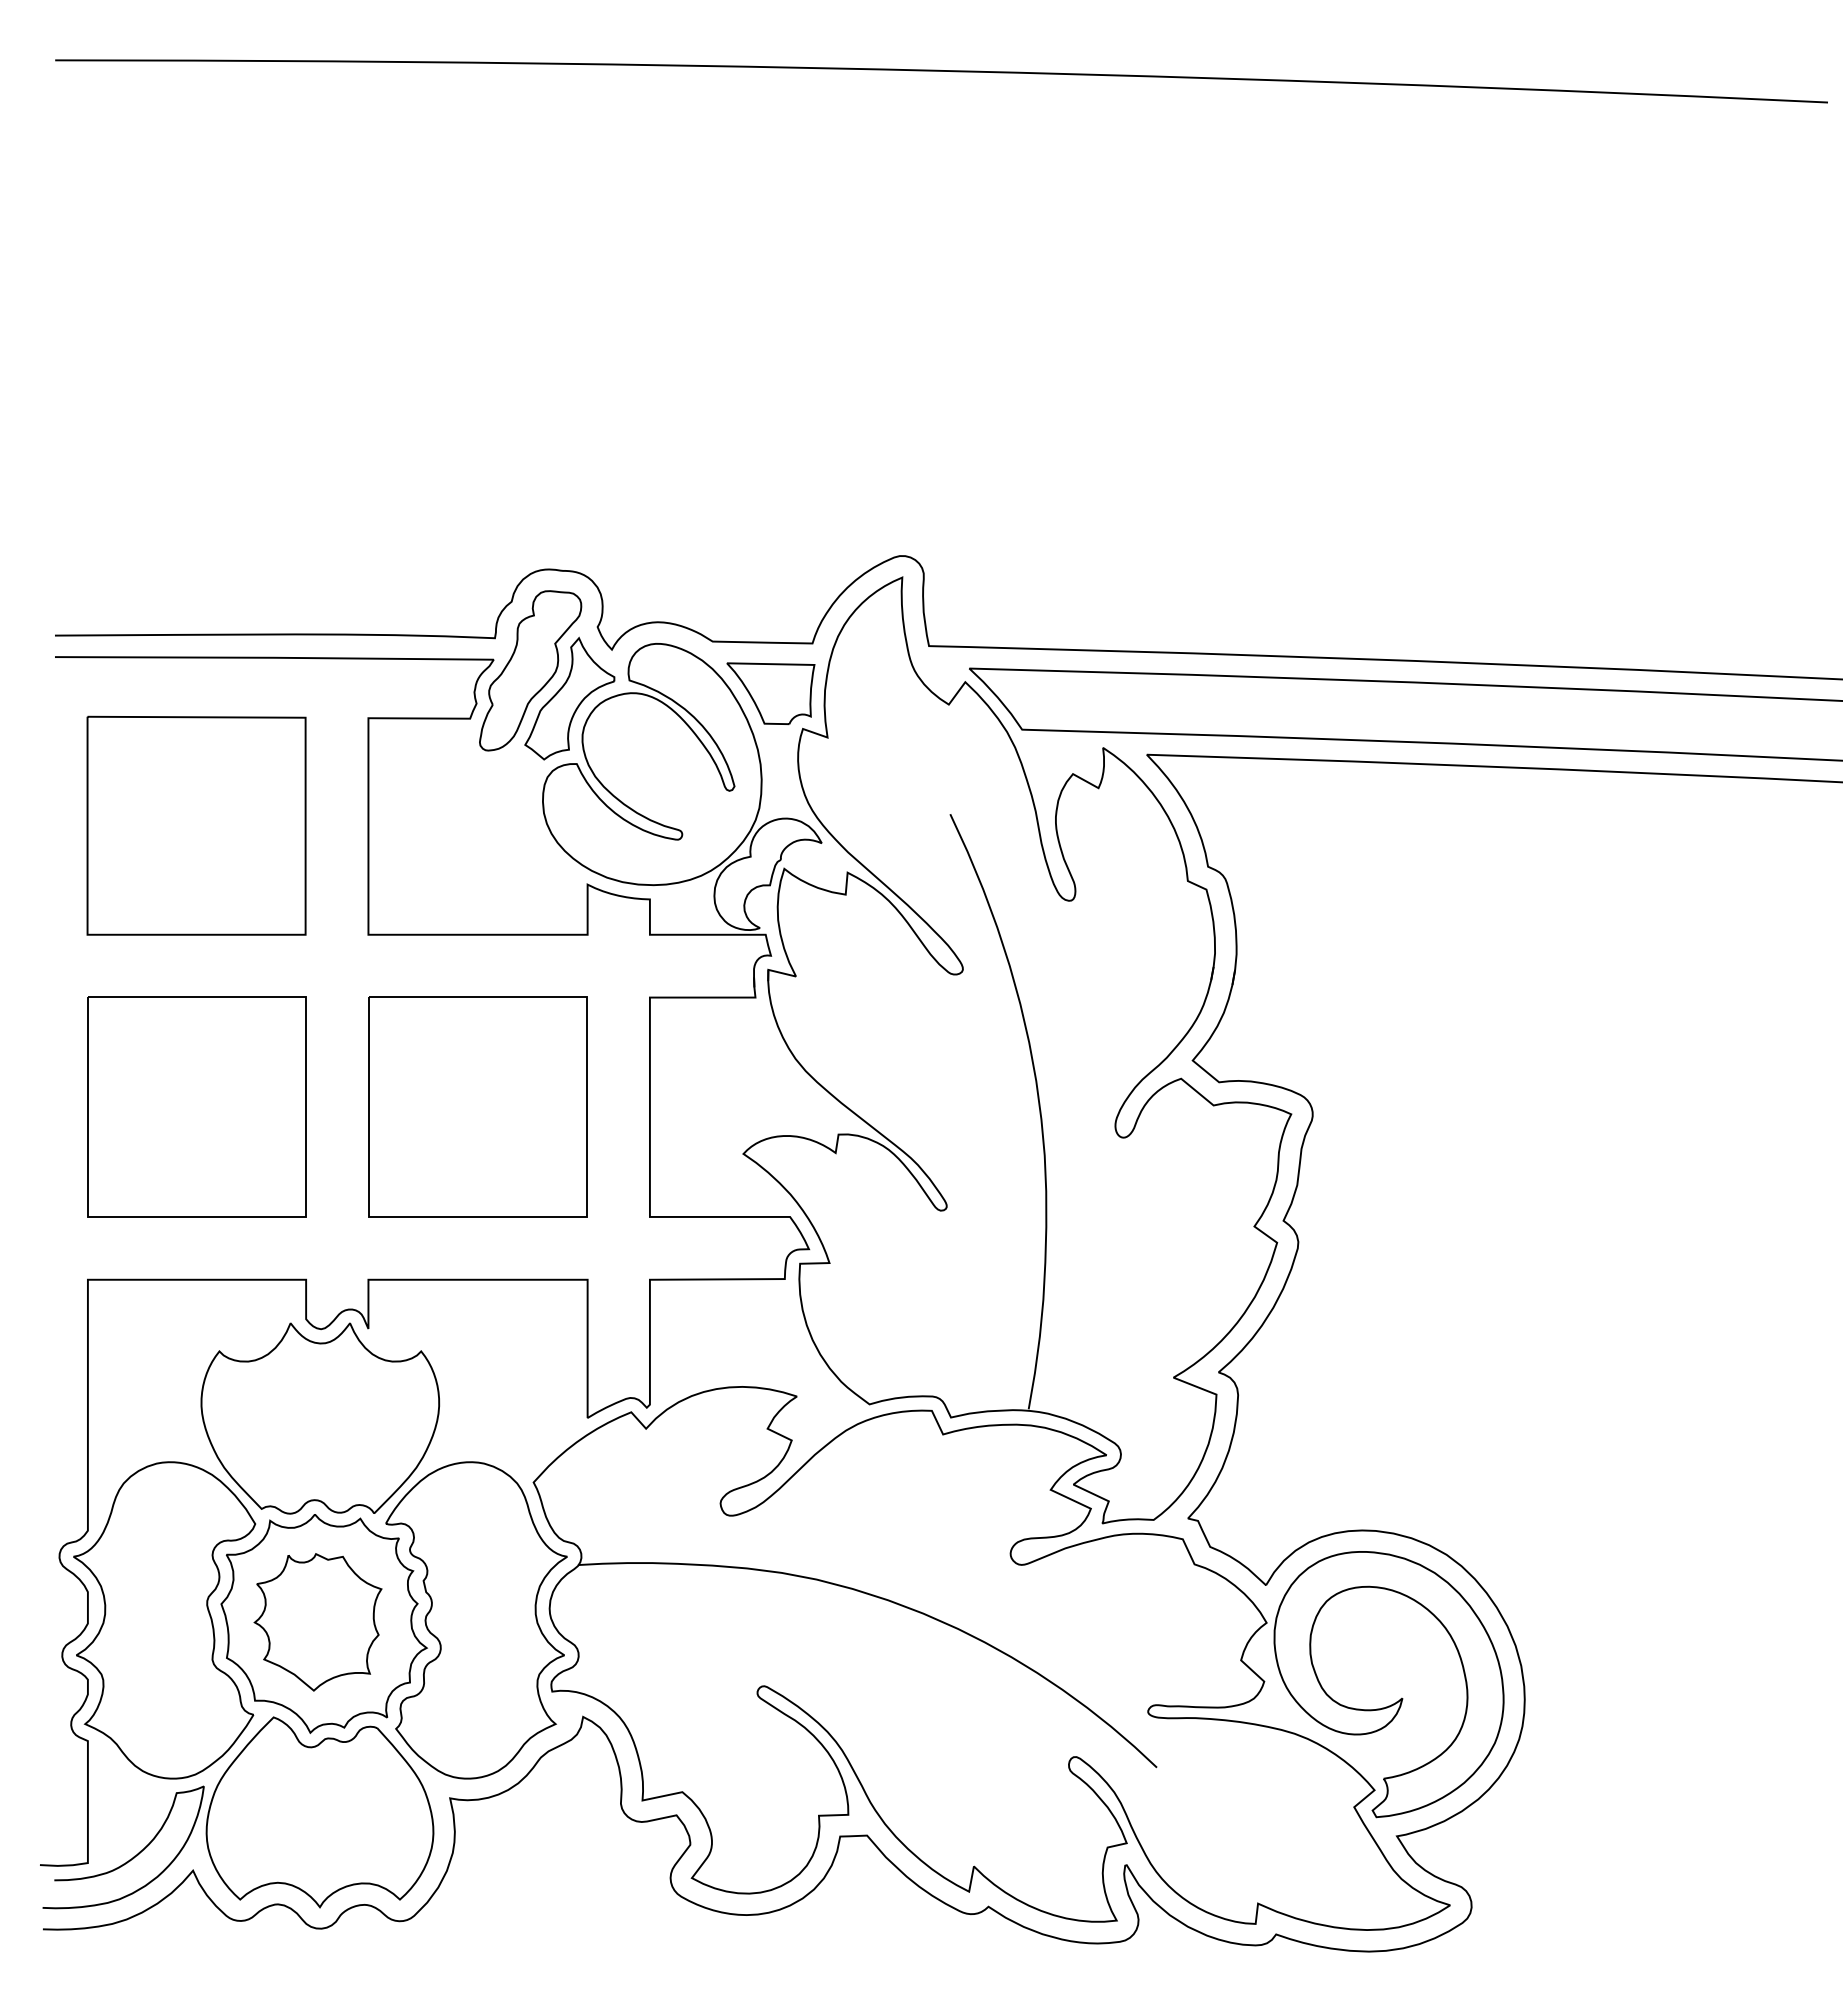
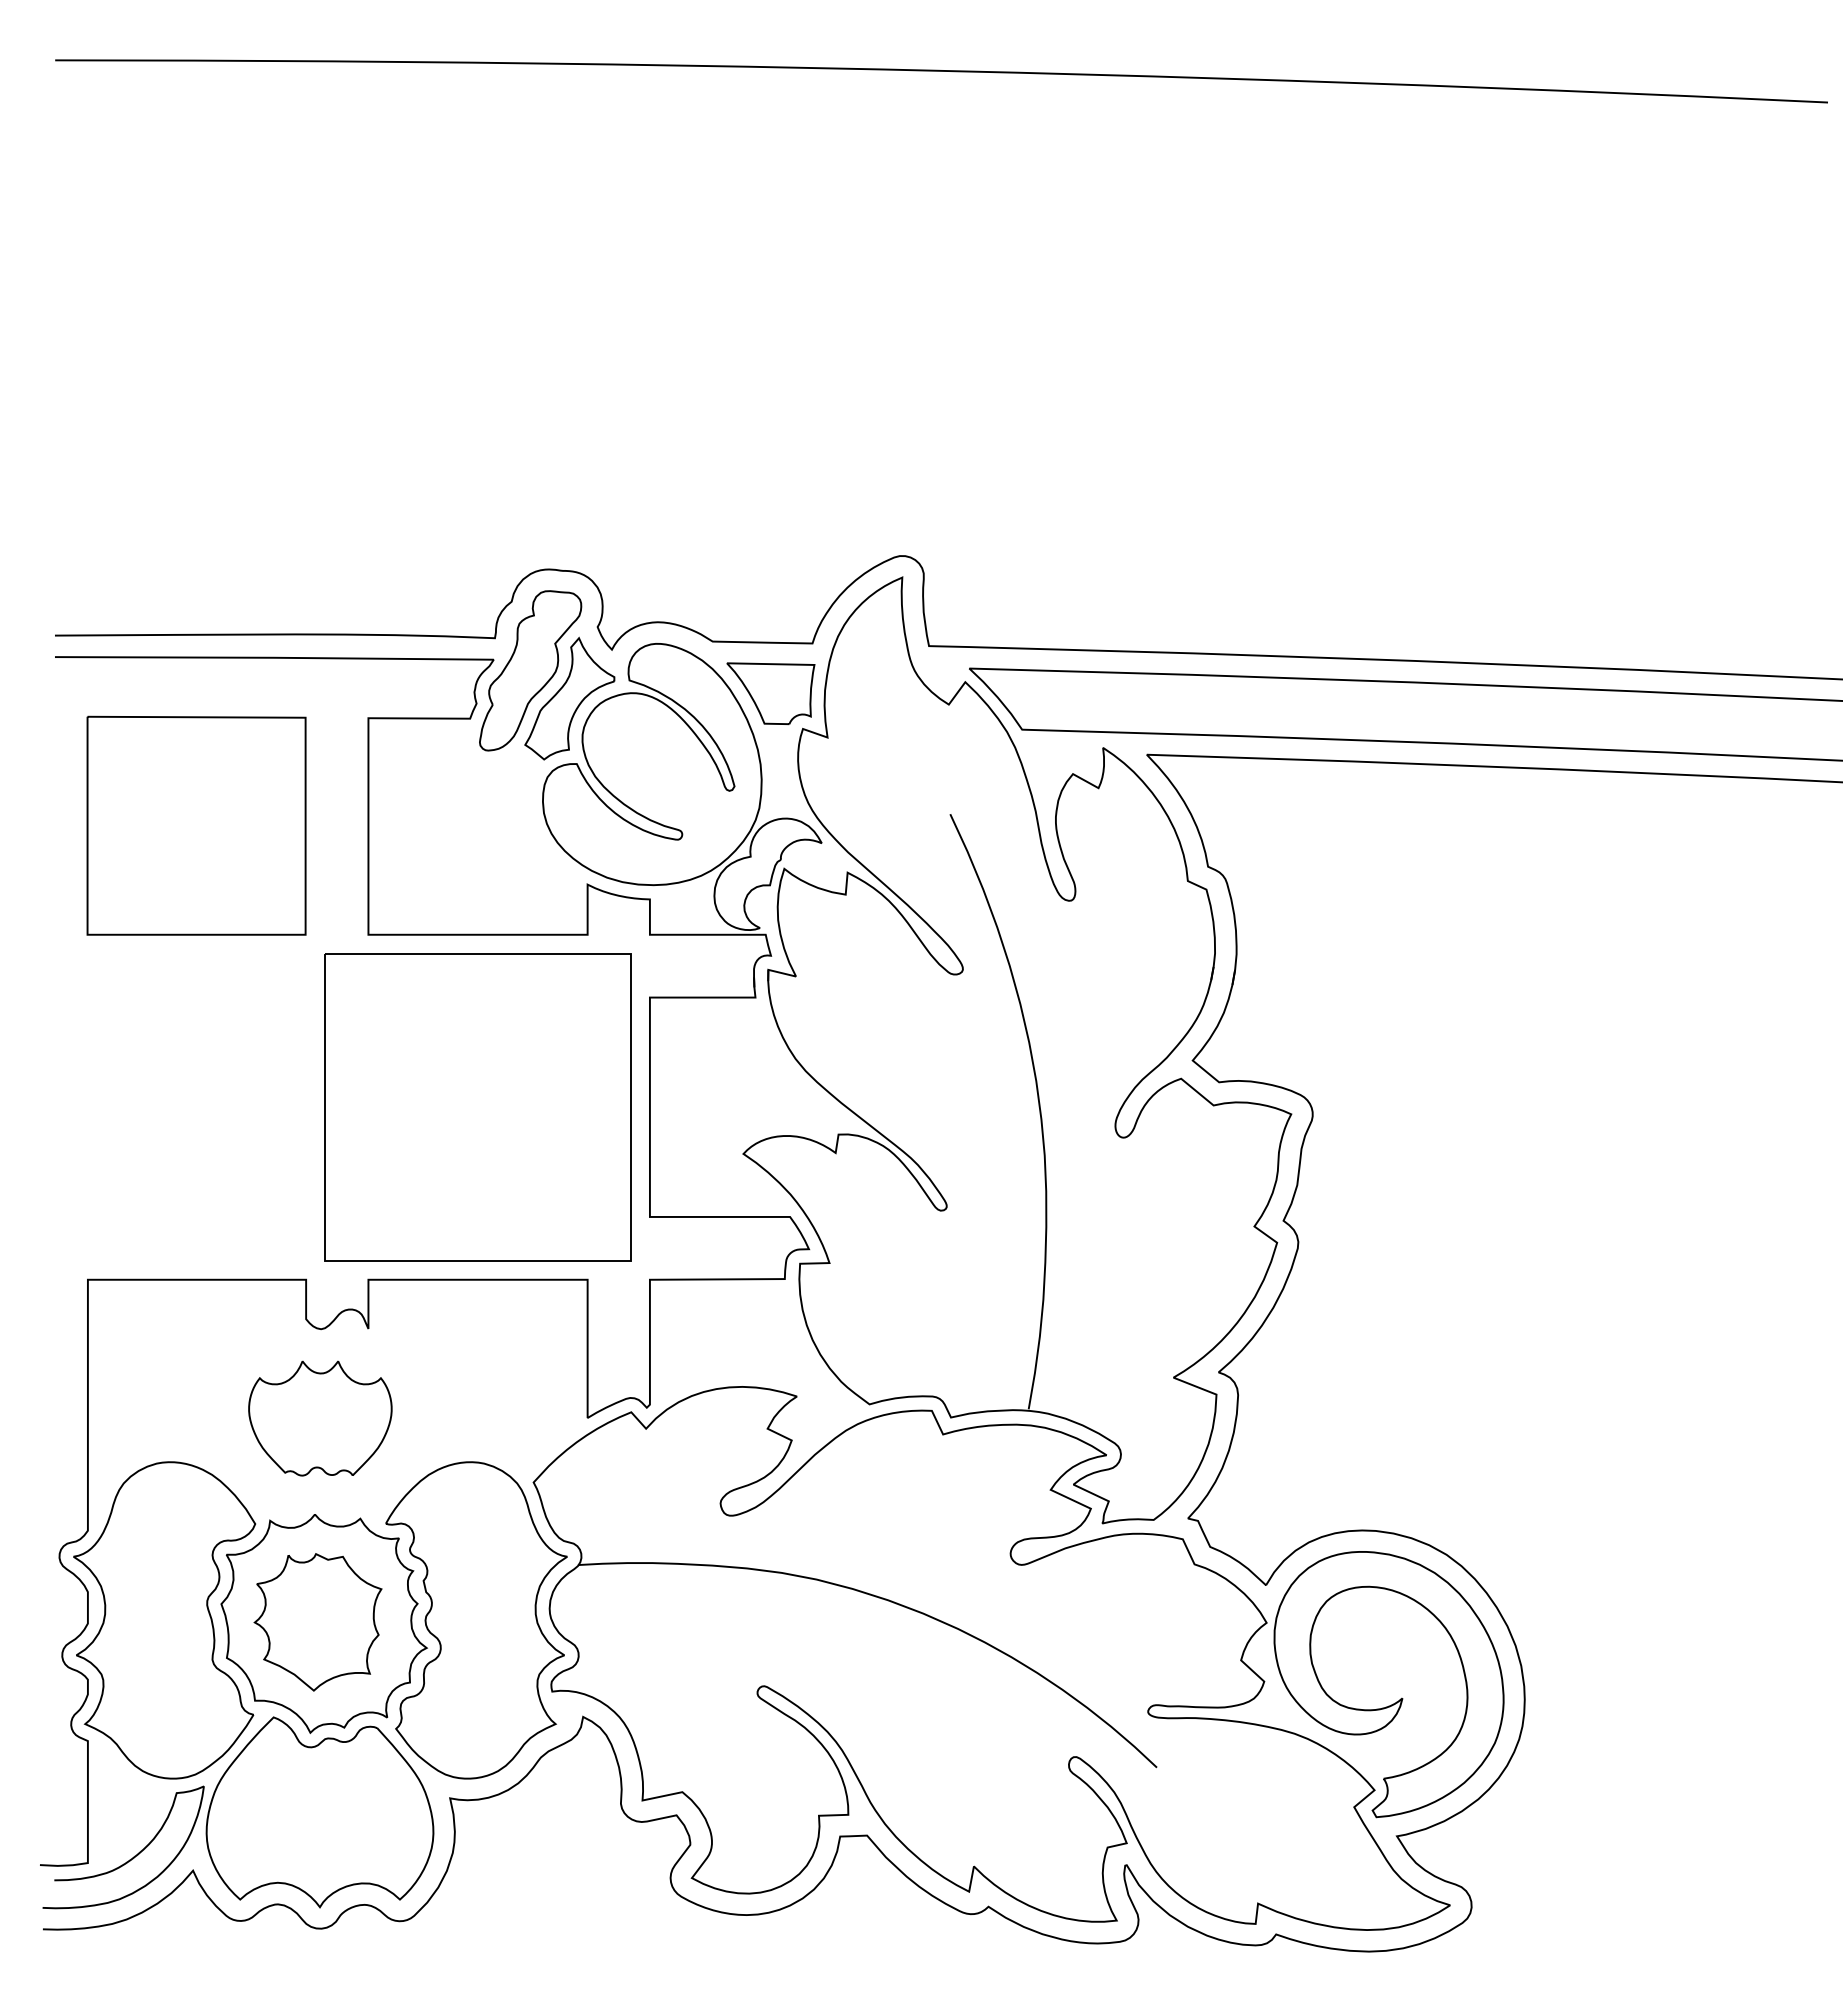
part: present -> none (196, 1106)
part size: 220x222 px -> 308x309 px (477, 1107)
part size: 241x193 px -> 145x117 px (320, 1418)
